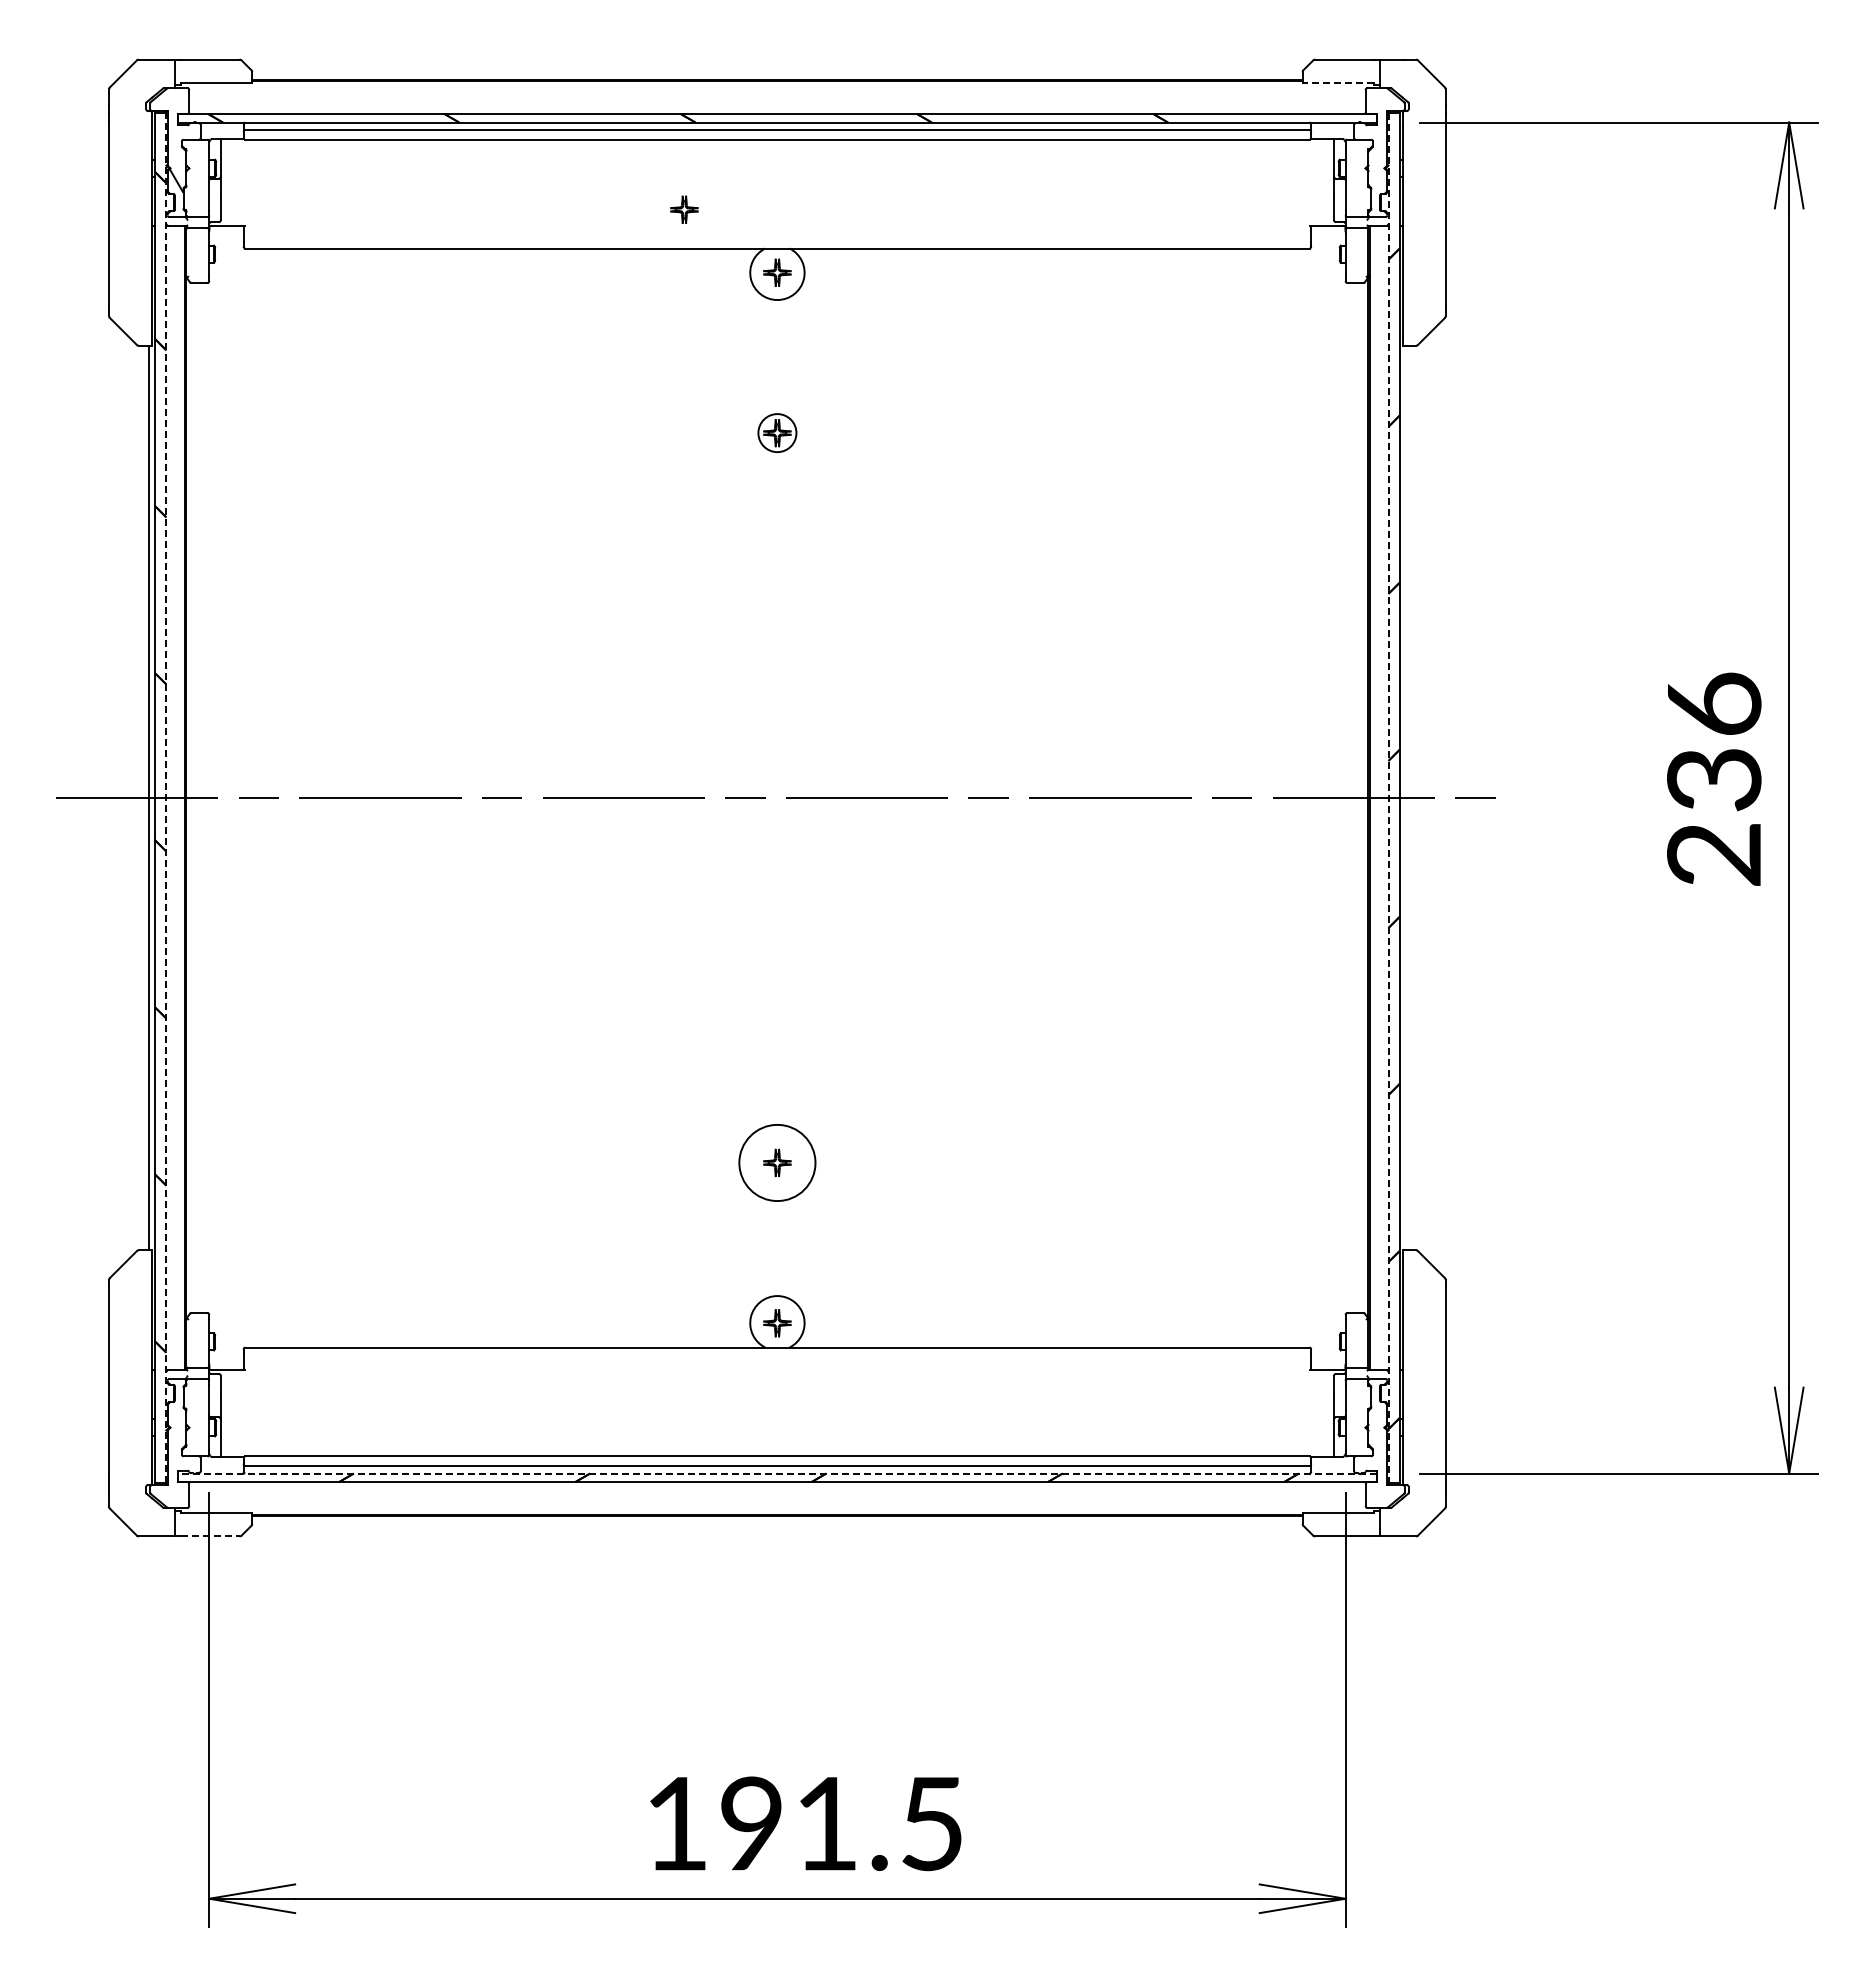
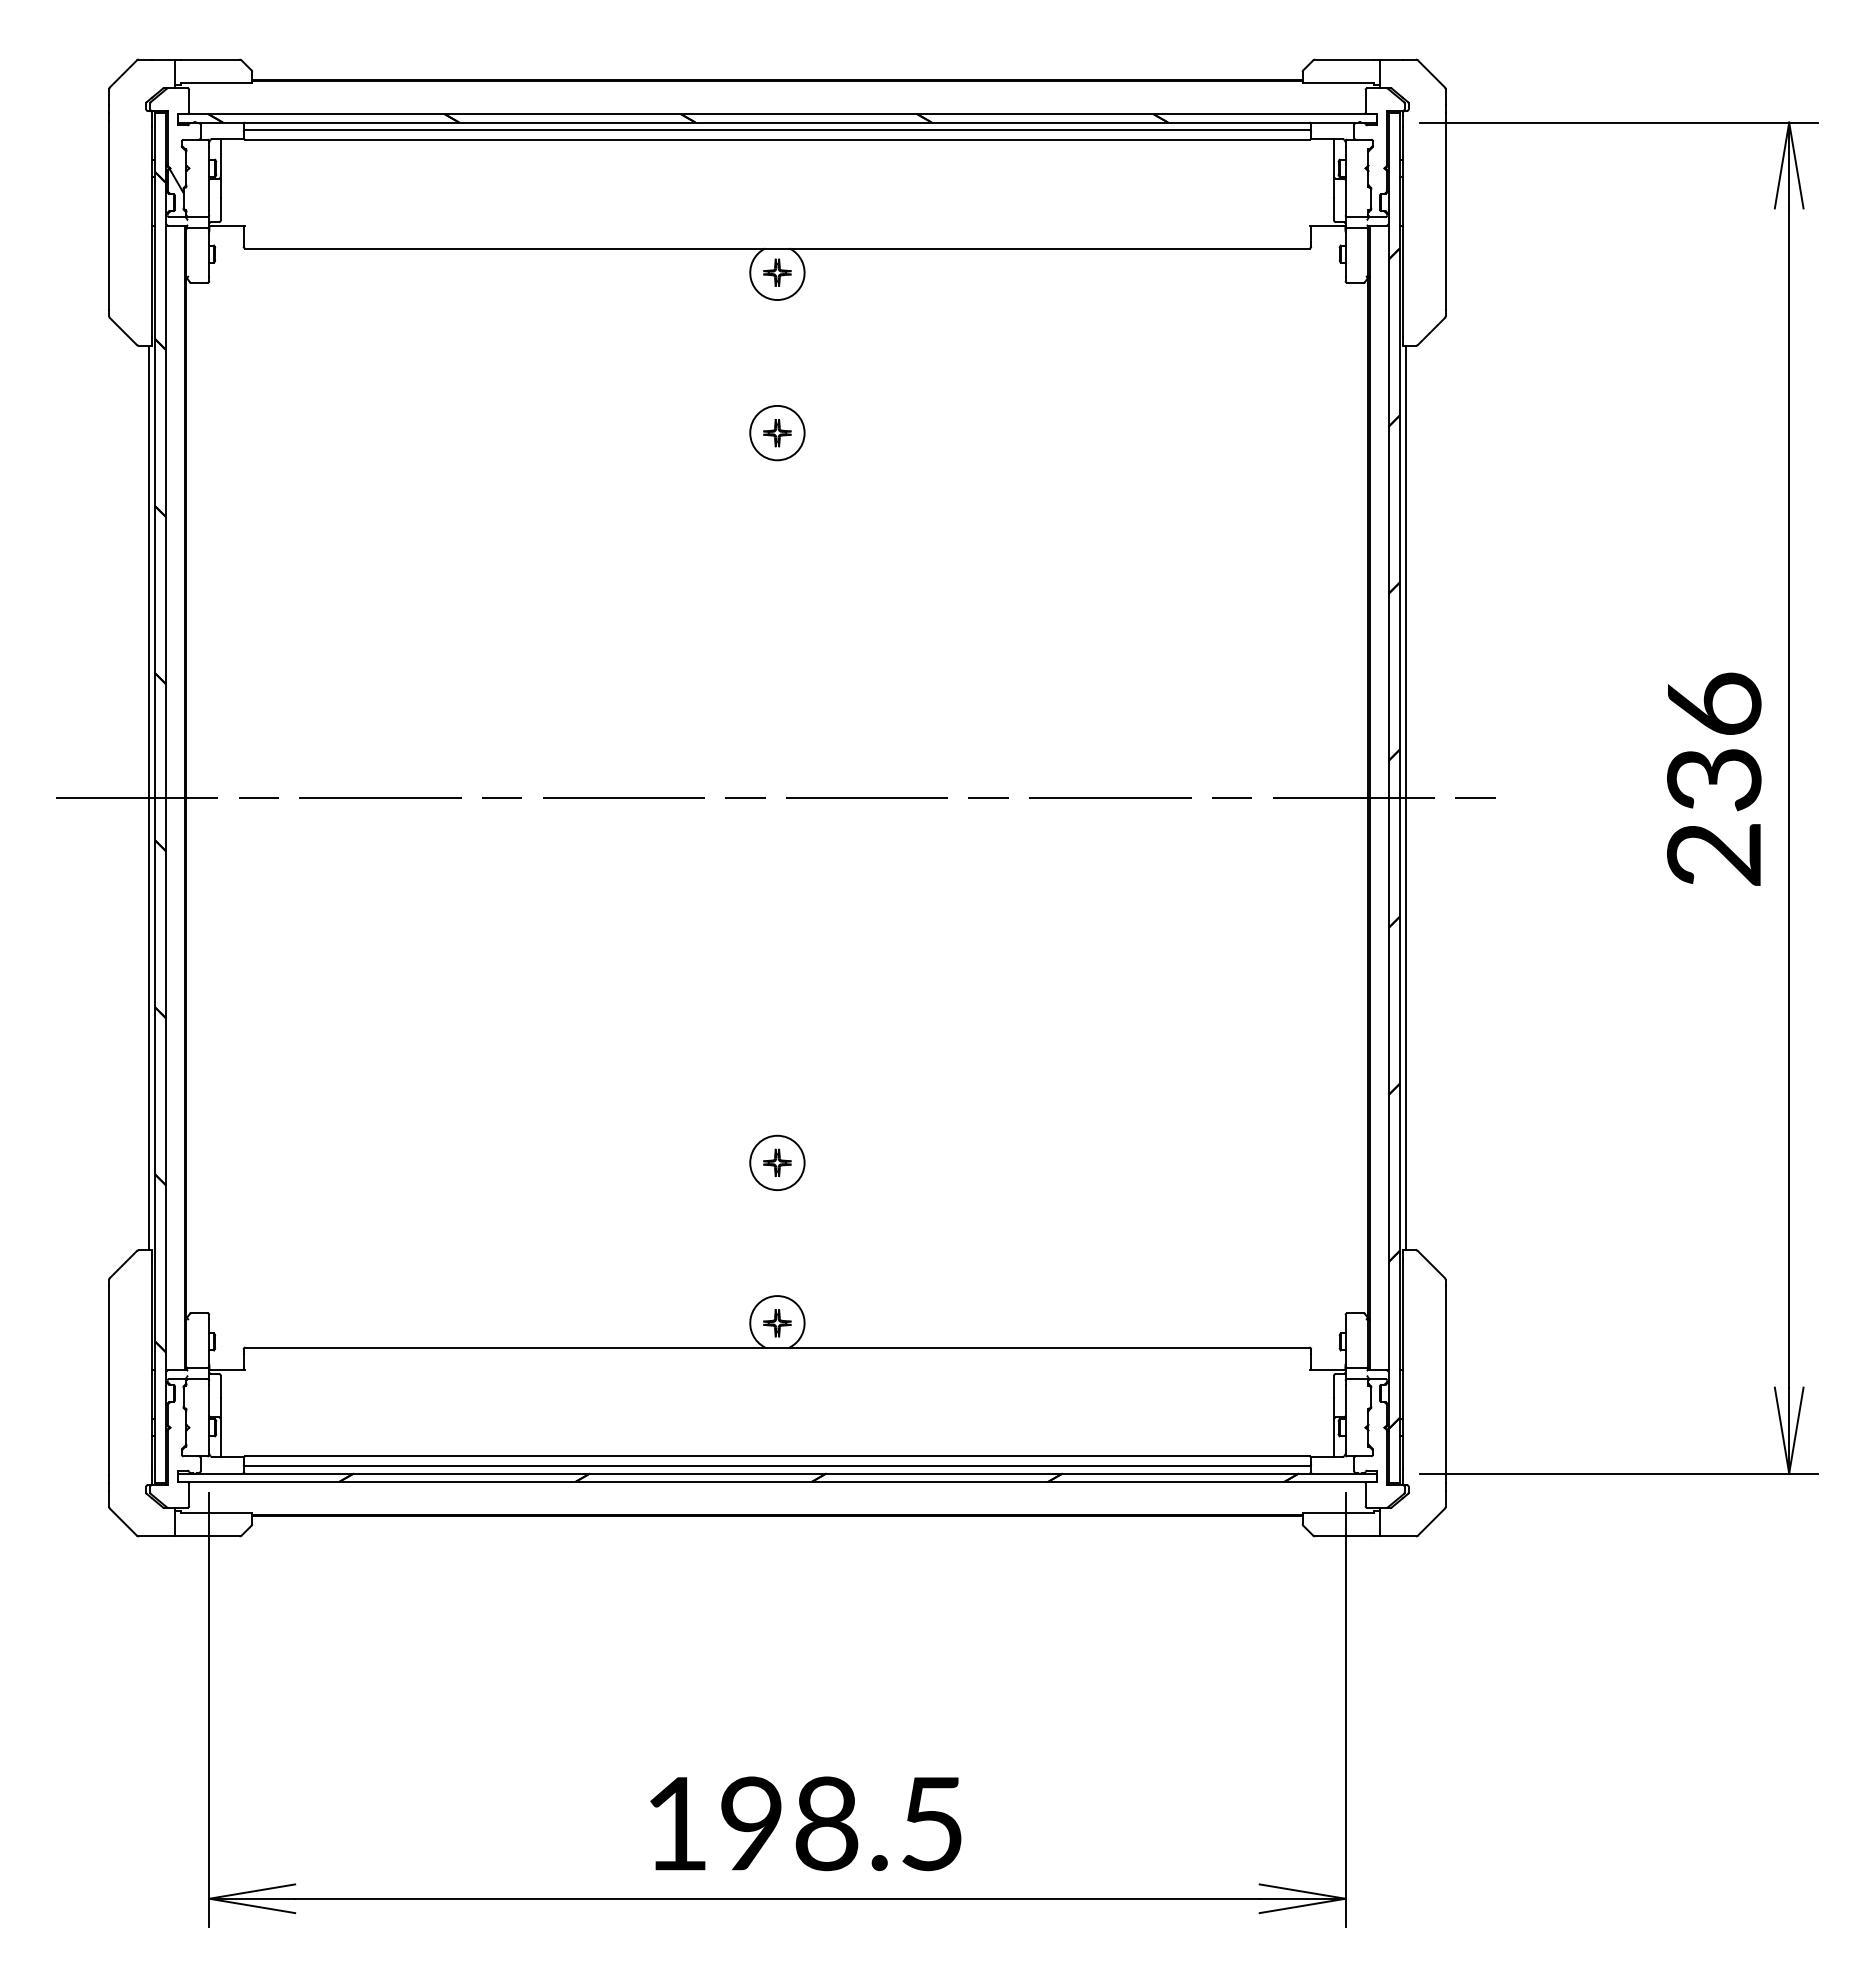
line: dashed -> solid (1338, 83)
part: present -> none (684, 209)
circle diameter: 38 px -> 54 px (777, 432)
line: dashed -> solid (166, 797)
line: none -> present (1405, 797)
line: dashed -> solid (1388, 798)
circle diameter: 76 px -> 54 px (777, 1162)
line: dashed -> solid (777, 1473)
line: dashed -> solid (210, 1536)
text: 191.5 -> 198.5 (826, 1823)
